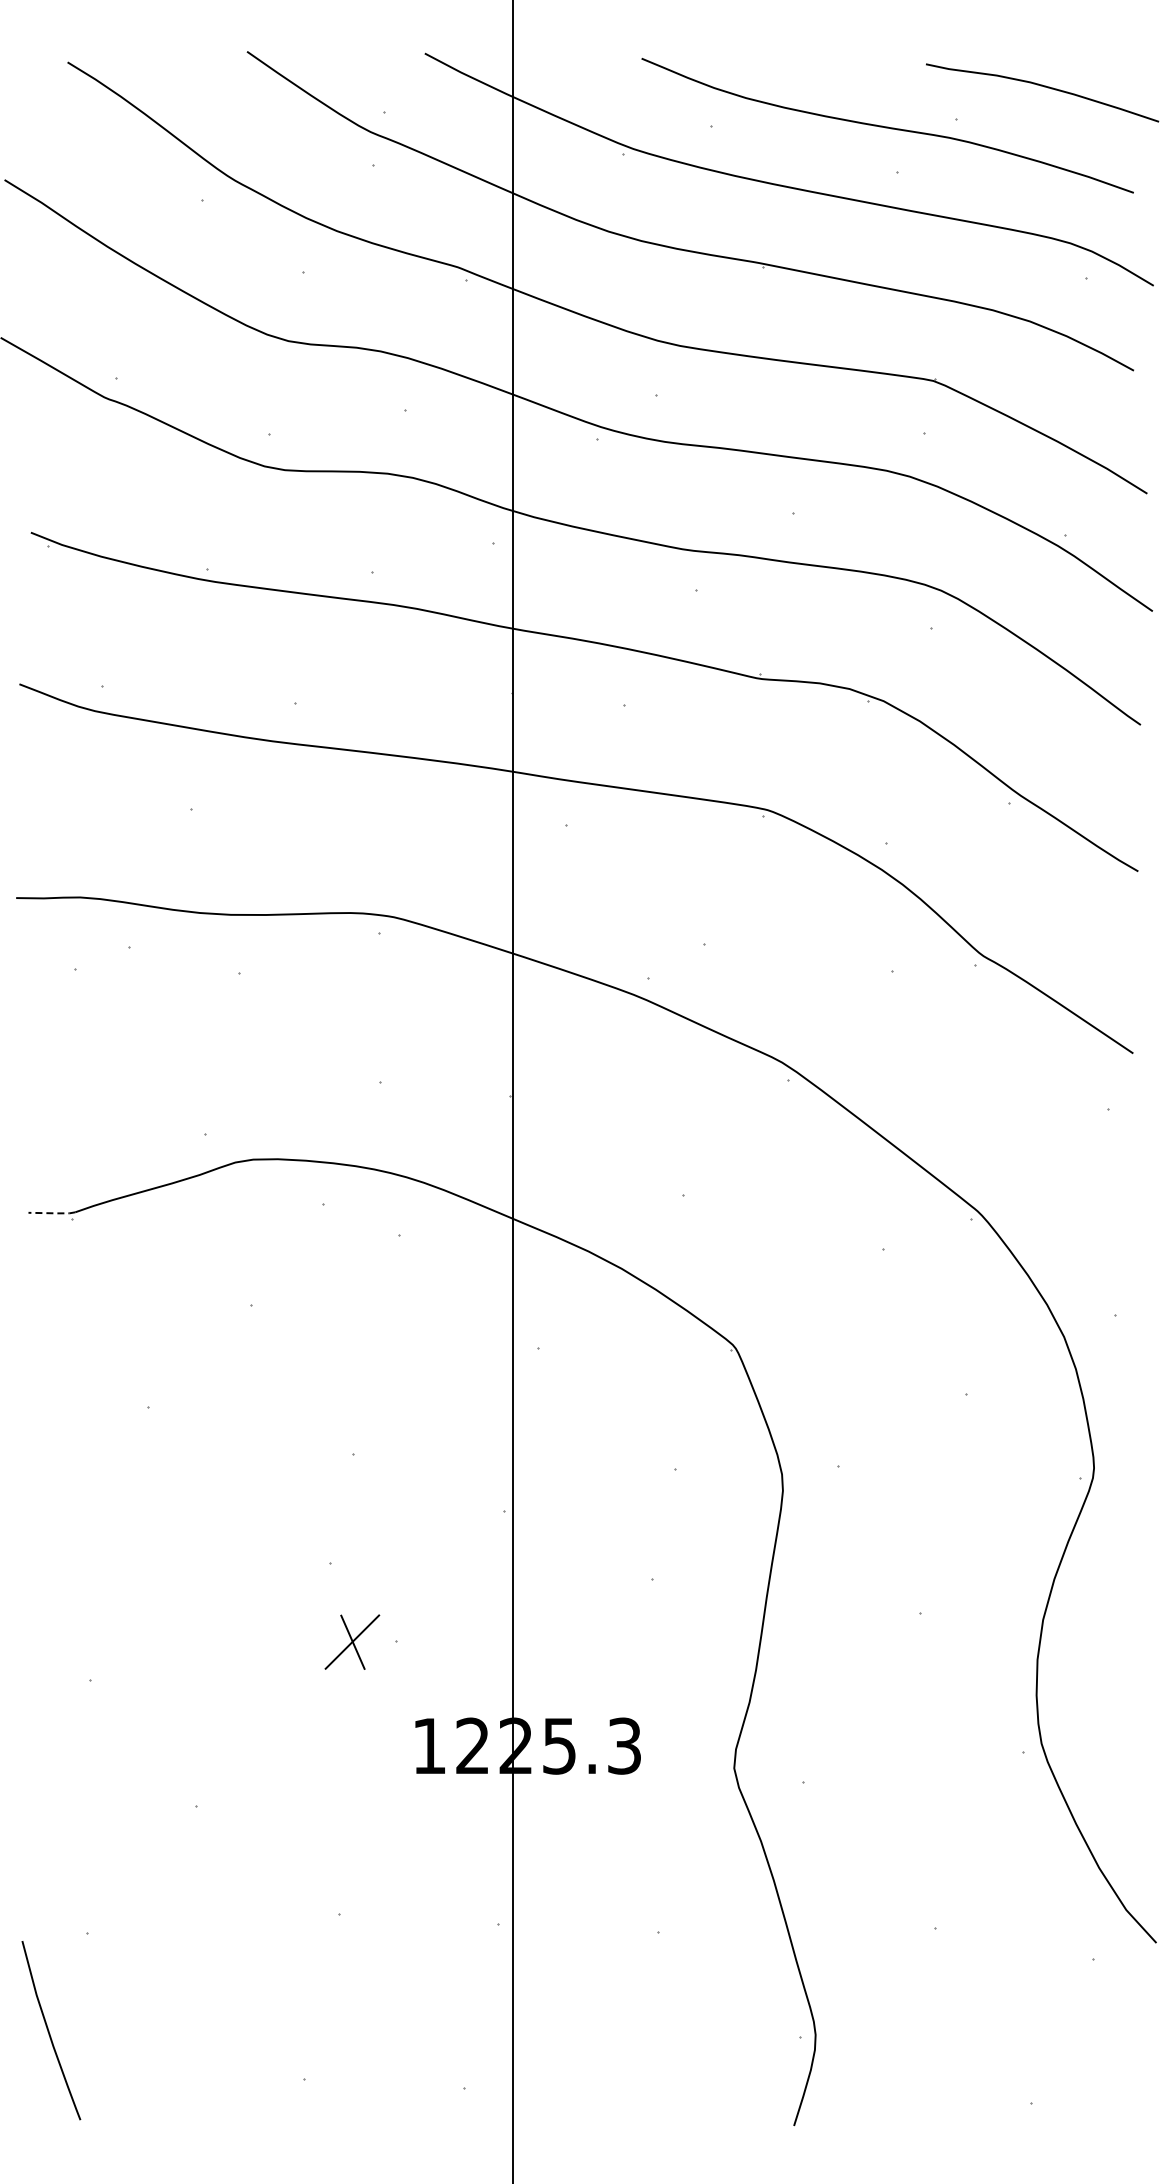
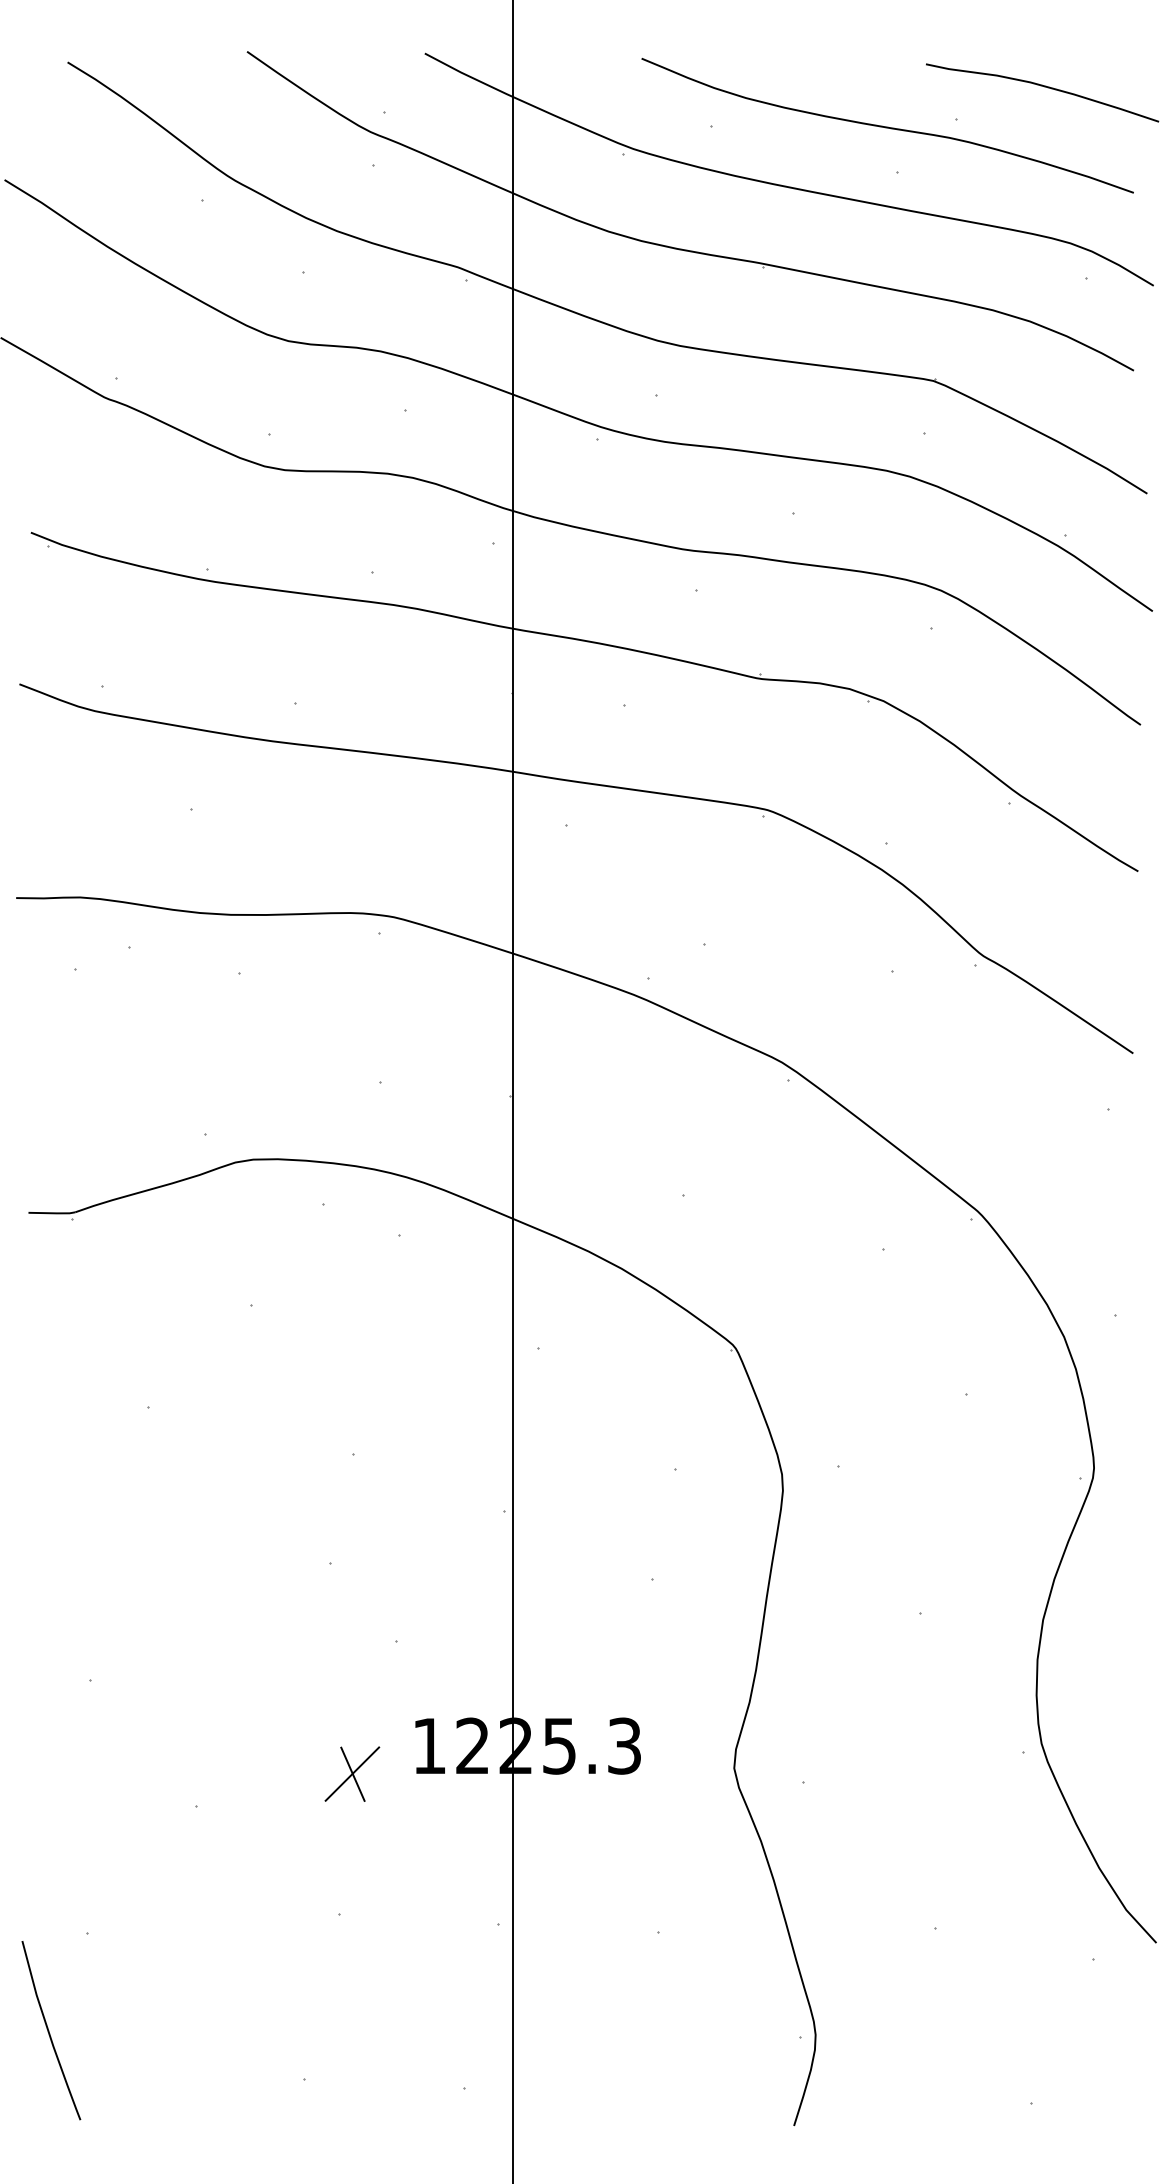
line: dashed -> solid (53, 1213)
part position: (352, 1641) -> (352, 1773) (352, 1773)
